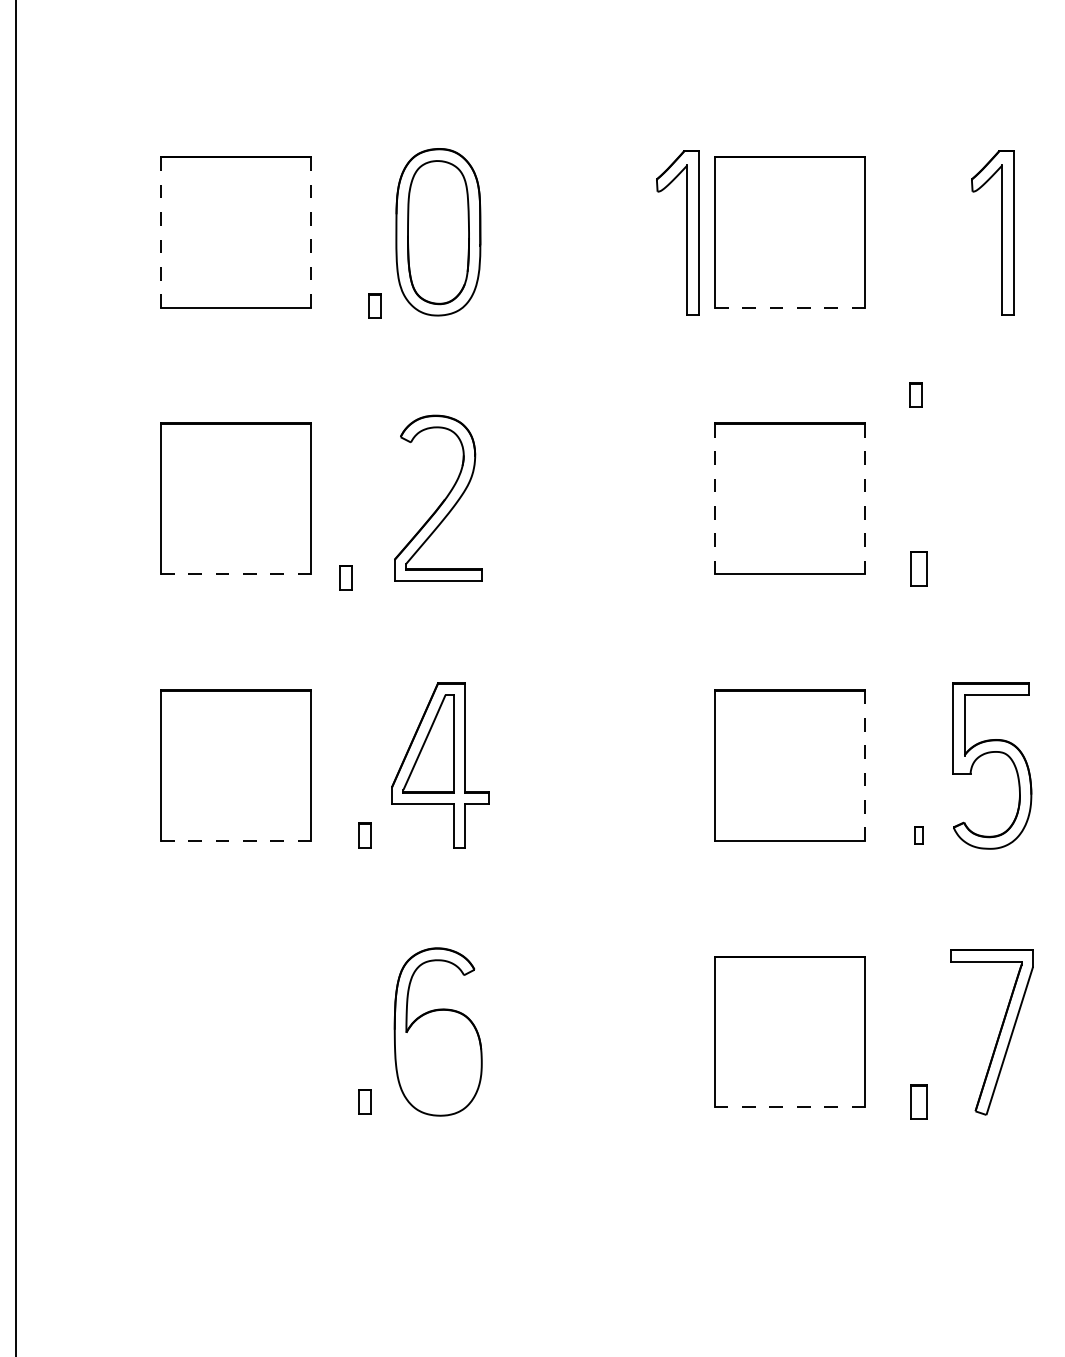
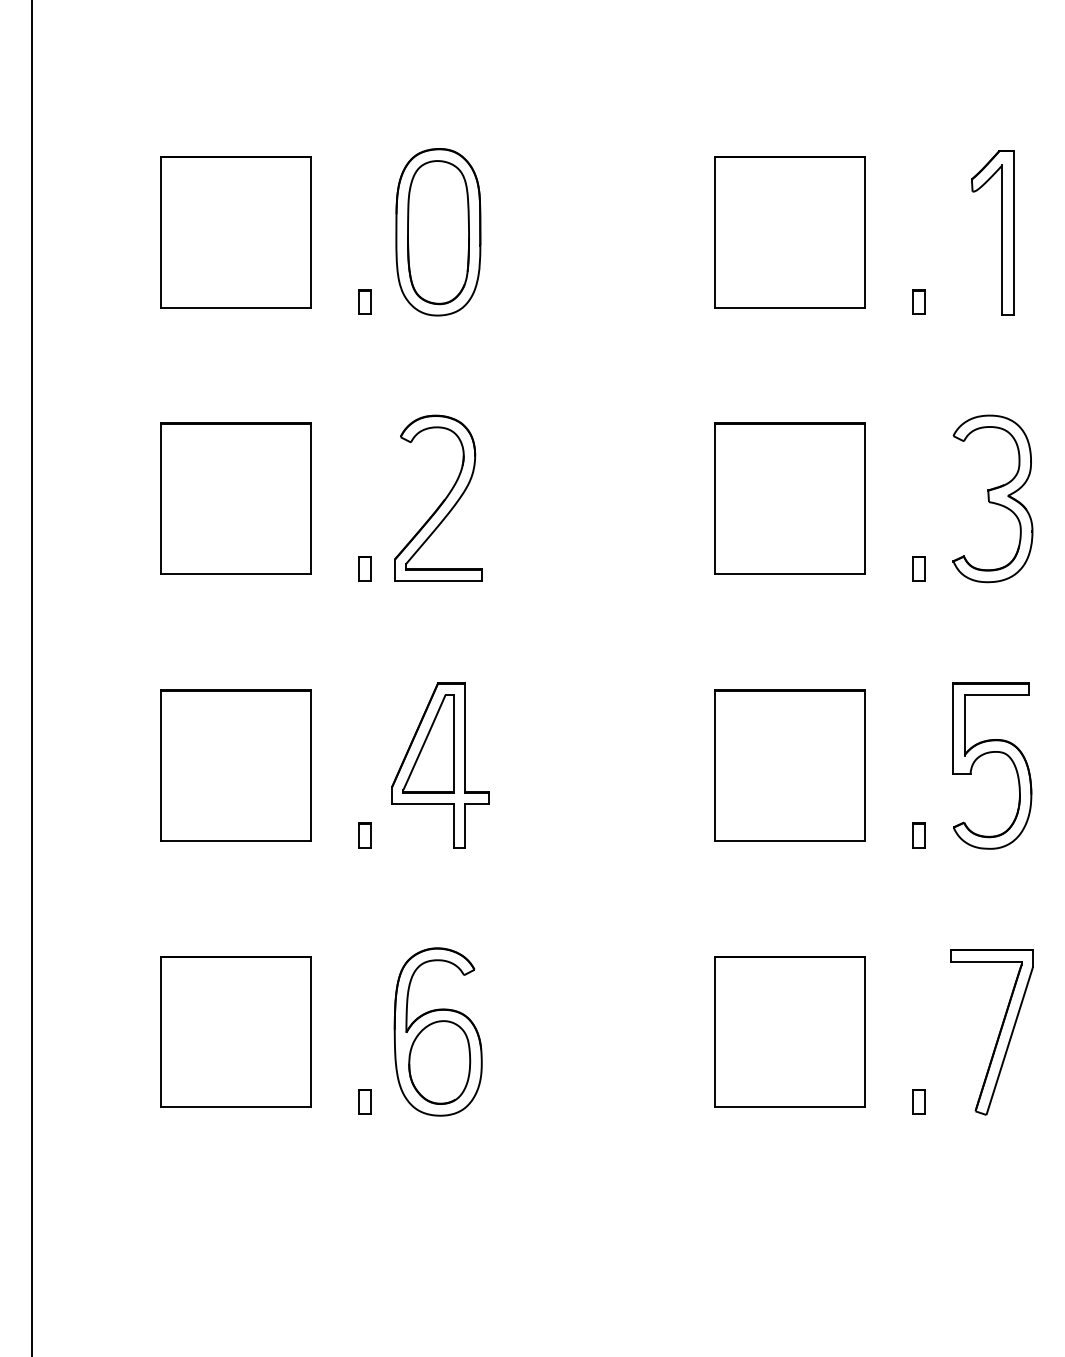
line: dashed -> solid (311, 232)
part: present -> none (686, 232)
line: dashed -> solid (161, 233)
part position: (374, 305) -> (364, 301) (364, 301)
line: dashed -> solid (790, 307)
part position: (915, 394) -> (918, 301) (918, 301)
line: dashed -> solid (865, 498)
part: none -> present (992, 498)
line: dashed -> solid (714, 499)
part size: 18x36 px -> 14x26 px (918, 568)
line: dashed -> solid (236, 574)
part position: (345, 577) -> (364, 568) (364, 568)
line position: (15, 677) -> (31, 677) (31, 677)
line: dashed -> solid (865, 765)
part size: 10x19 px -> 14x27 px (918, 835)
line: dashed -> solid (236, 840)
part: none -> present (235, 1031)
part: none -> present (439, 1062)
part size: 18x36 px -> 14x26 px (918, 1101)
line: dashed -> solid (790, 1107)
